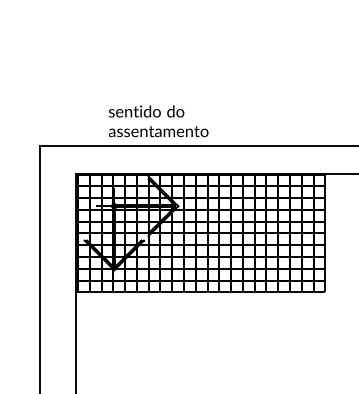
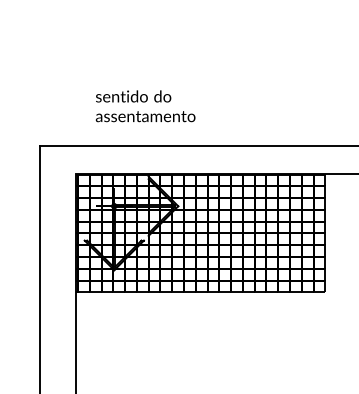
text position: (158, 121) -> (145, 106) (145, 106)
